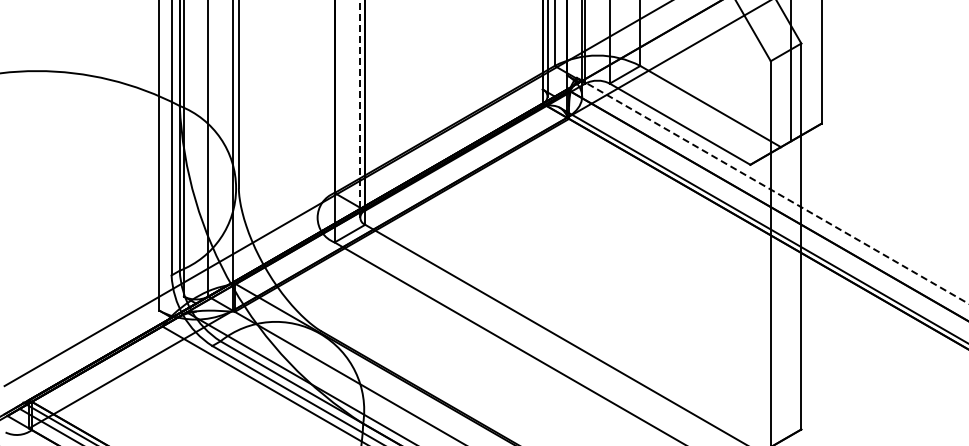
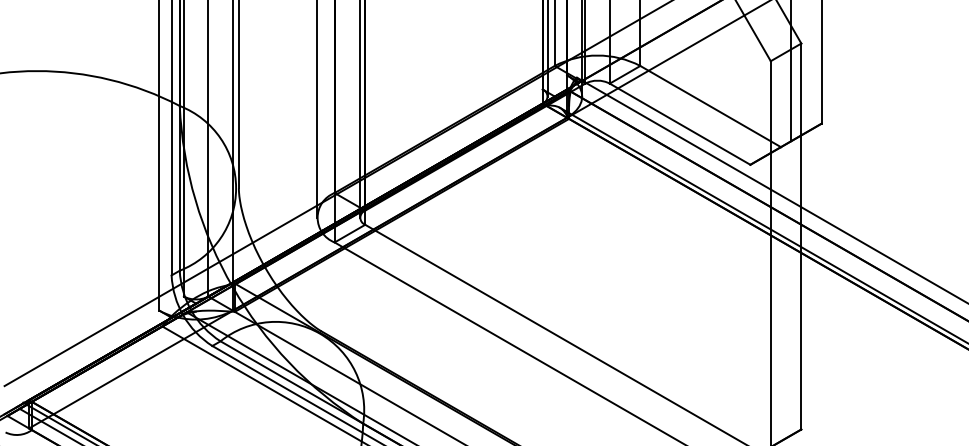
line: none -> present (316, 109)
line: dashed -> solid (360, 109)
line: dashed -> solid (772, 190)
